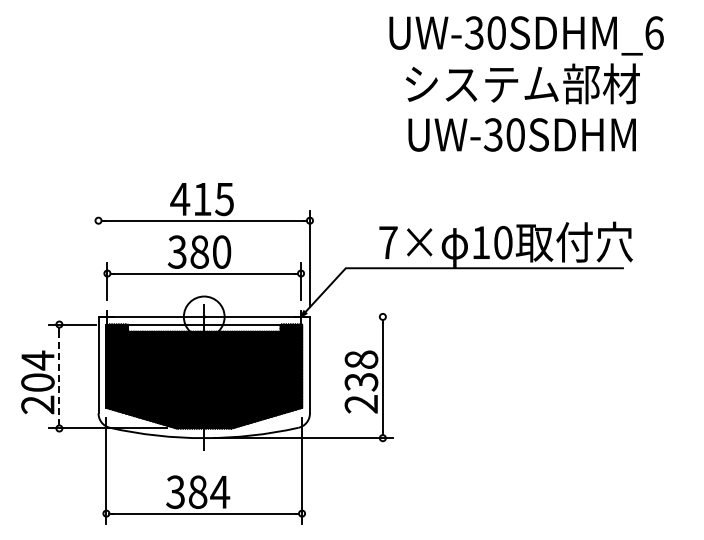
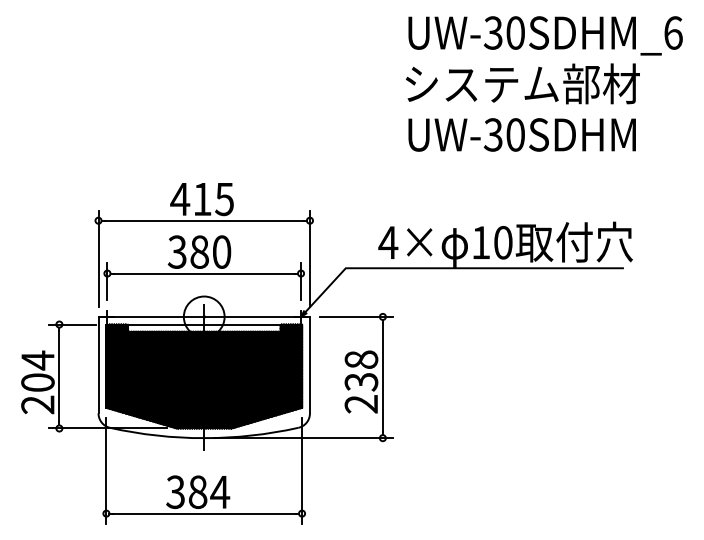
text position: (526, 35) -> (545, 35) (545, 35)
text: 7× -> 4× (388, 242)
line: none -> present (98, 258)
line: none -> present (356, 316)
line: dashed -> solid (59, 376)
